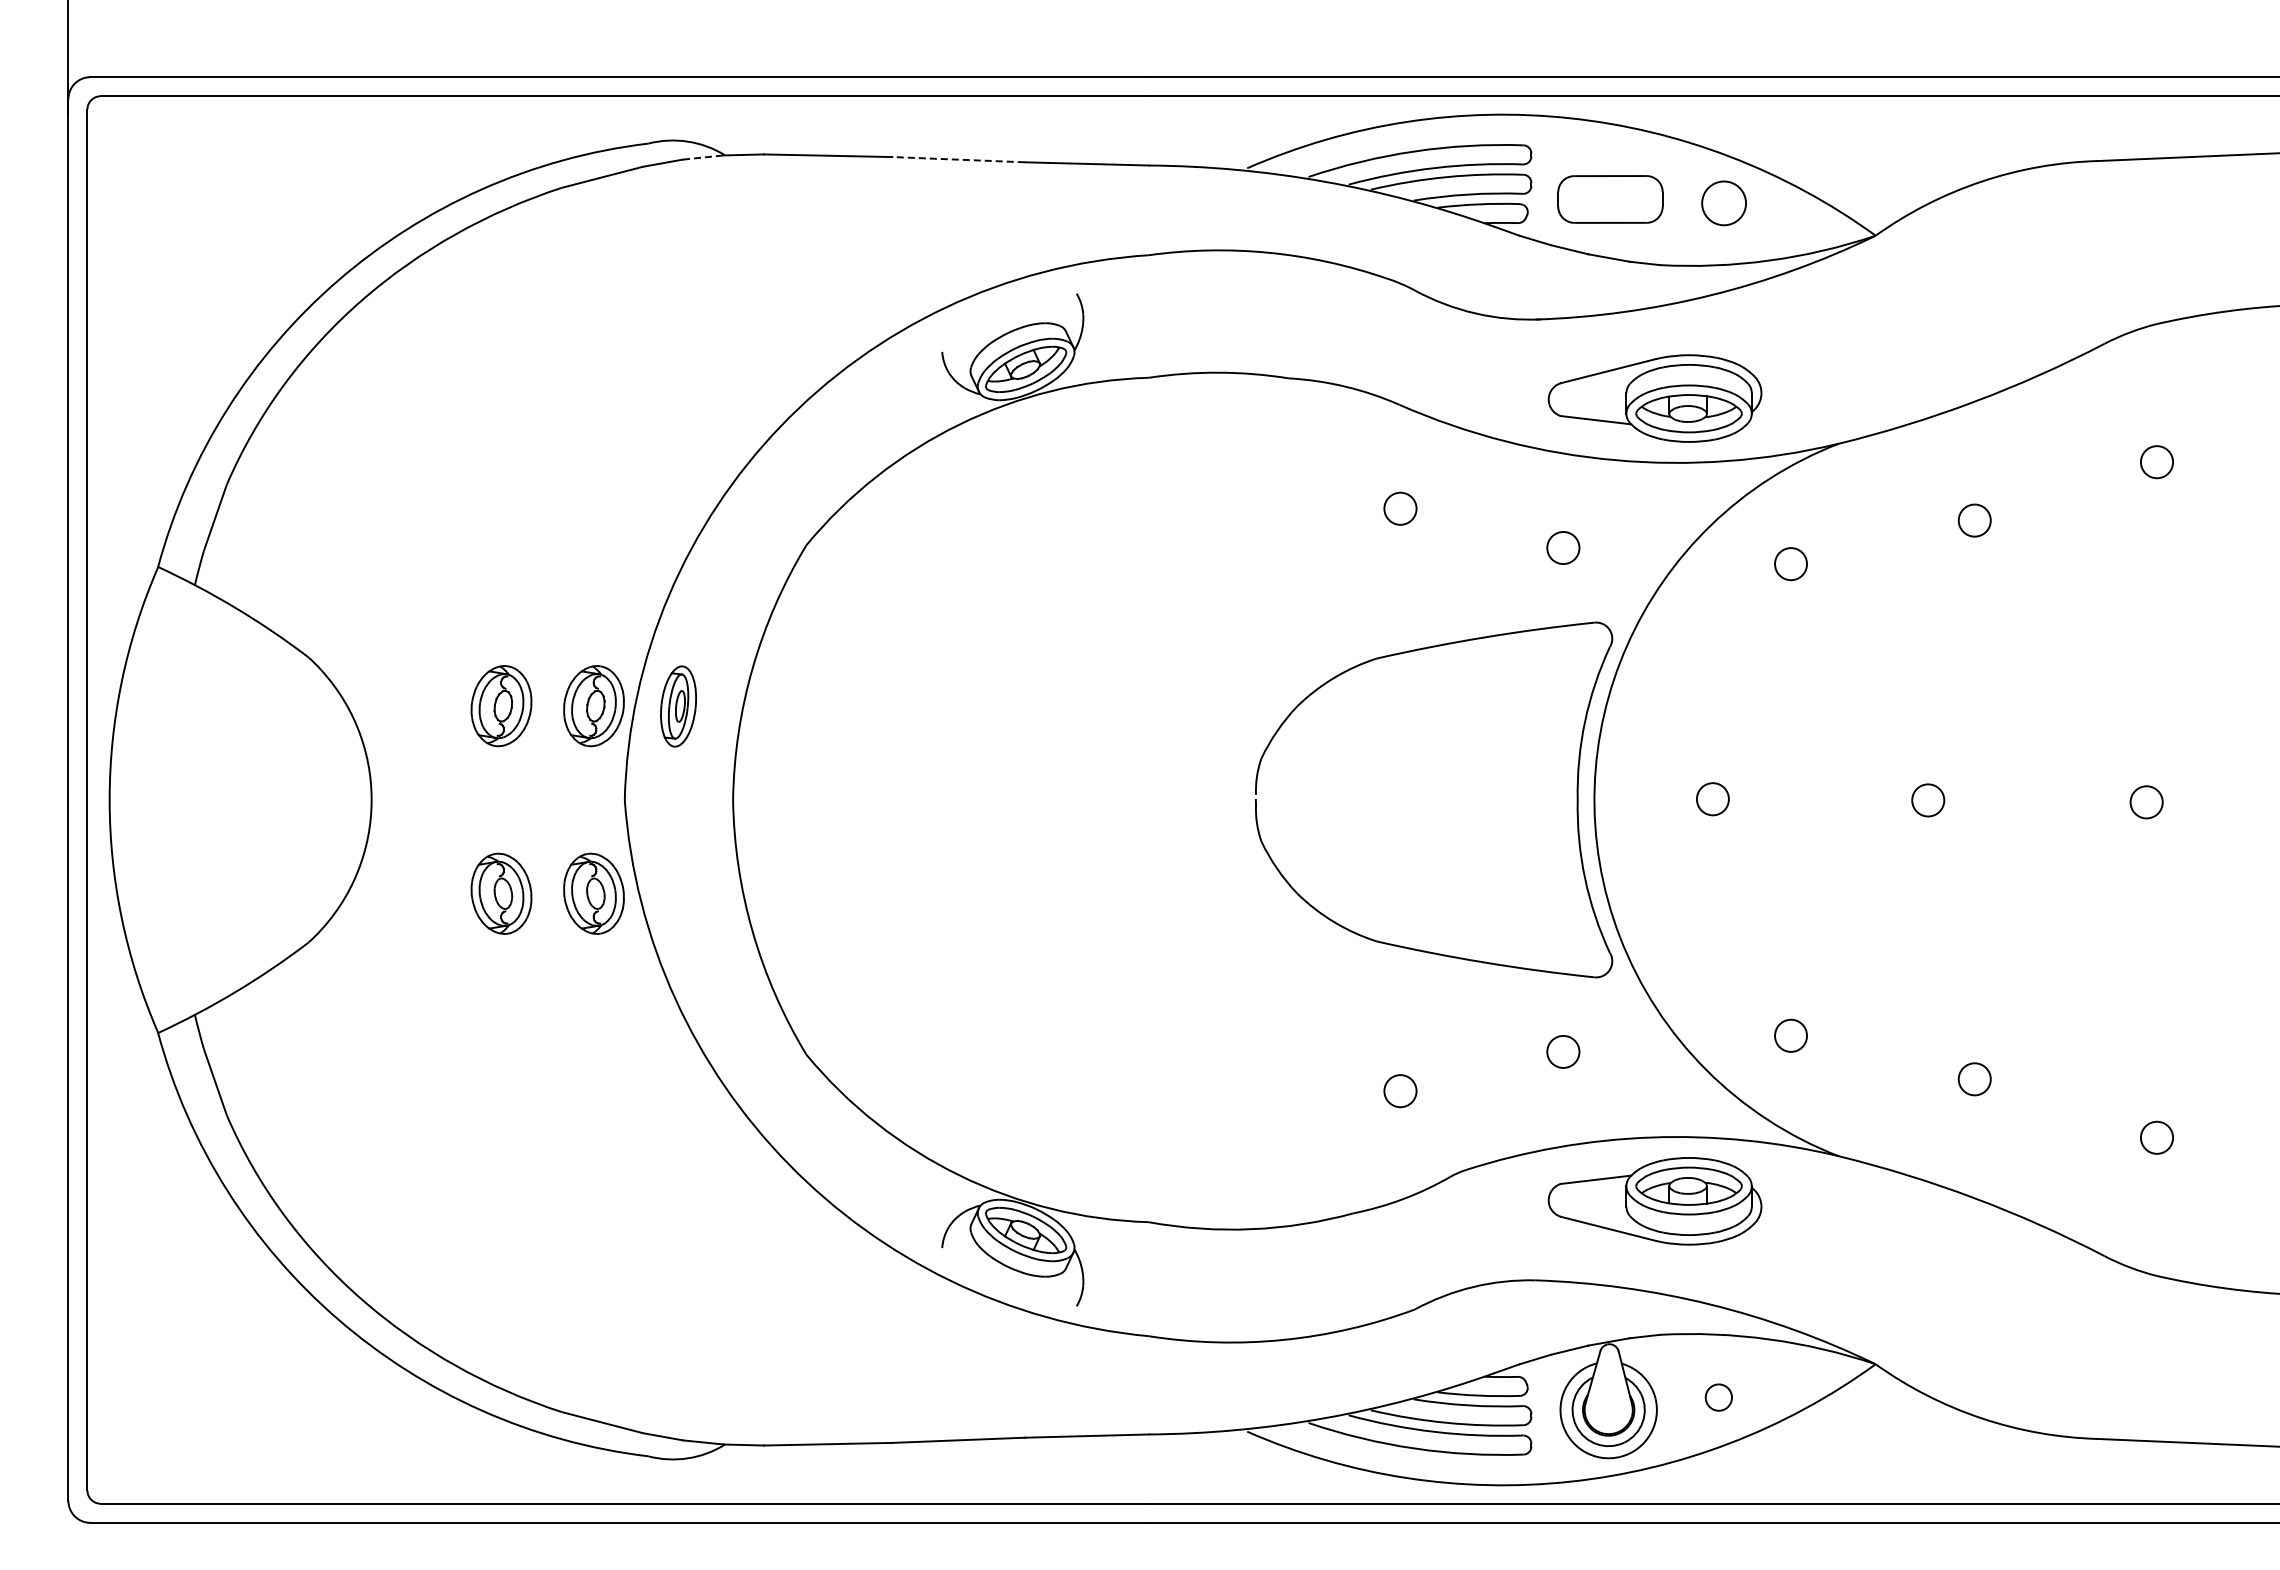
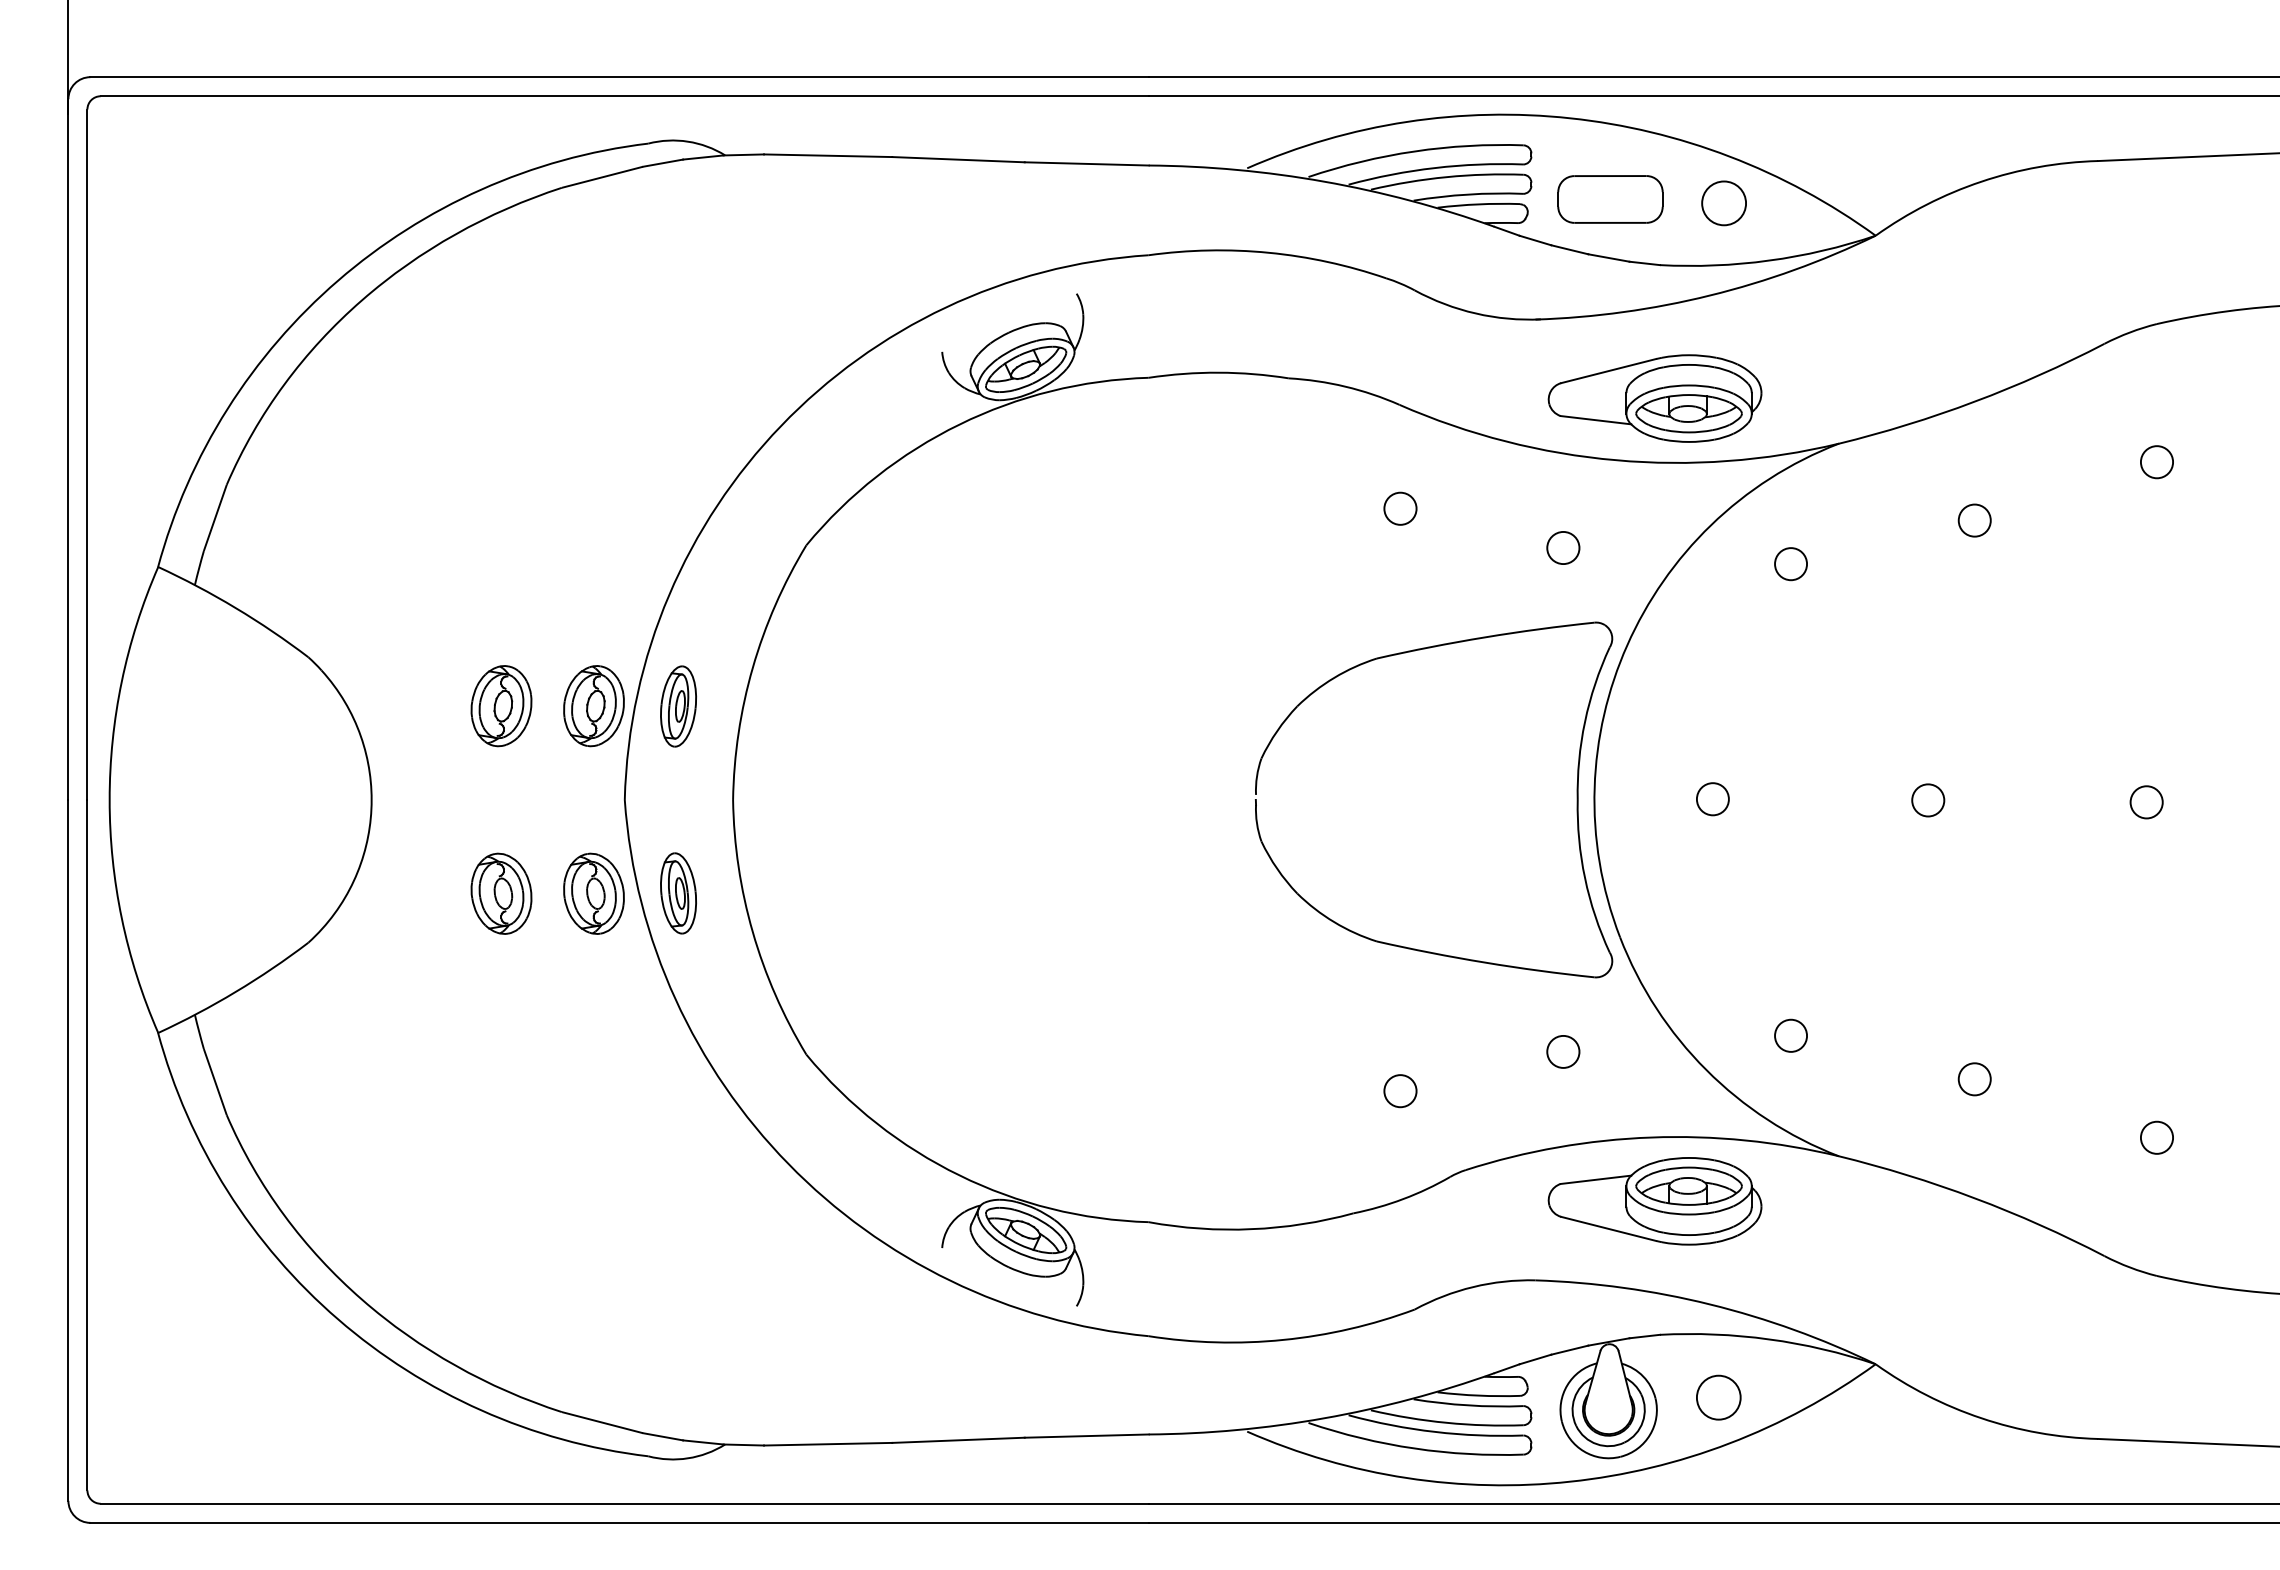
line: dashed -> solid (703, 157)
line: dashed -> solid (957, 159)
part: none -> present (678, 893)
part size: 29x29 px -> 46x47 px (1718, 1397)
